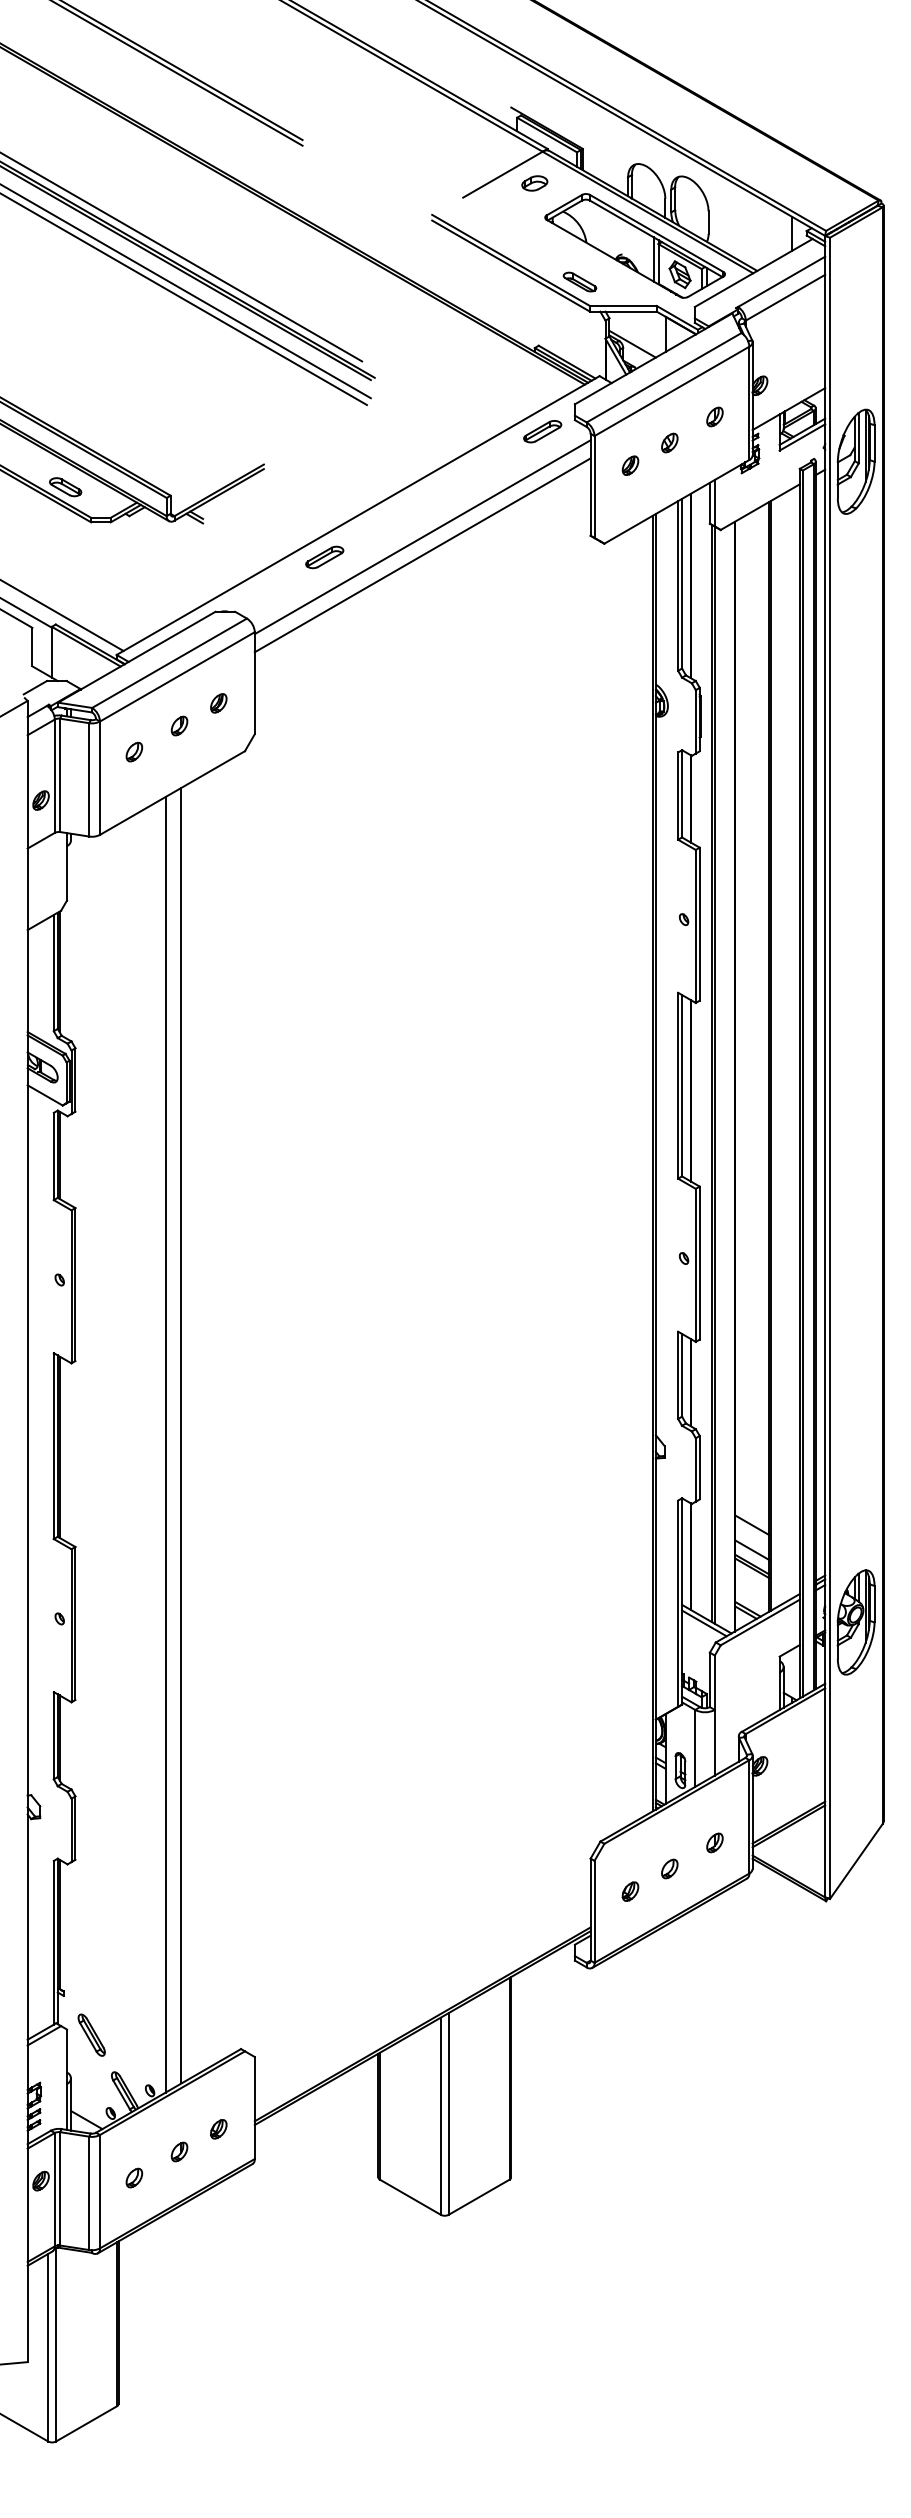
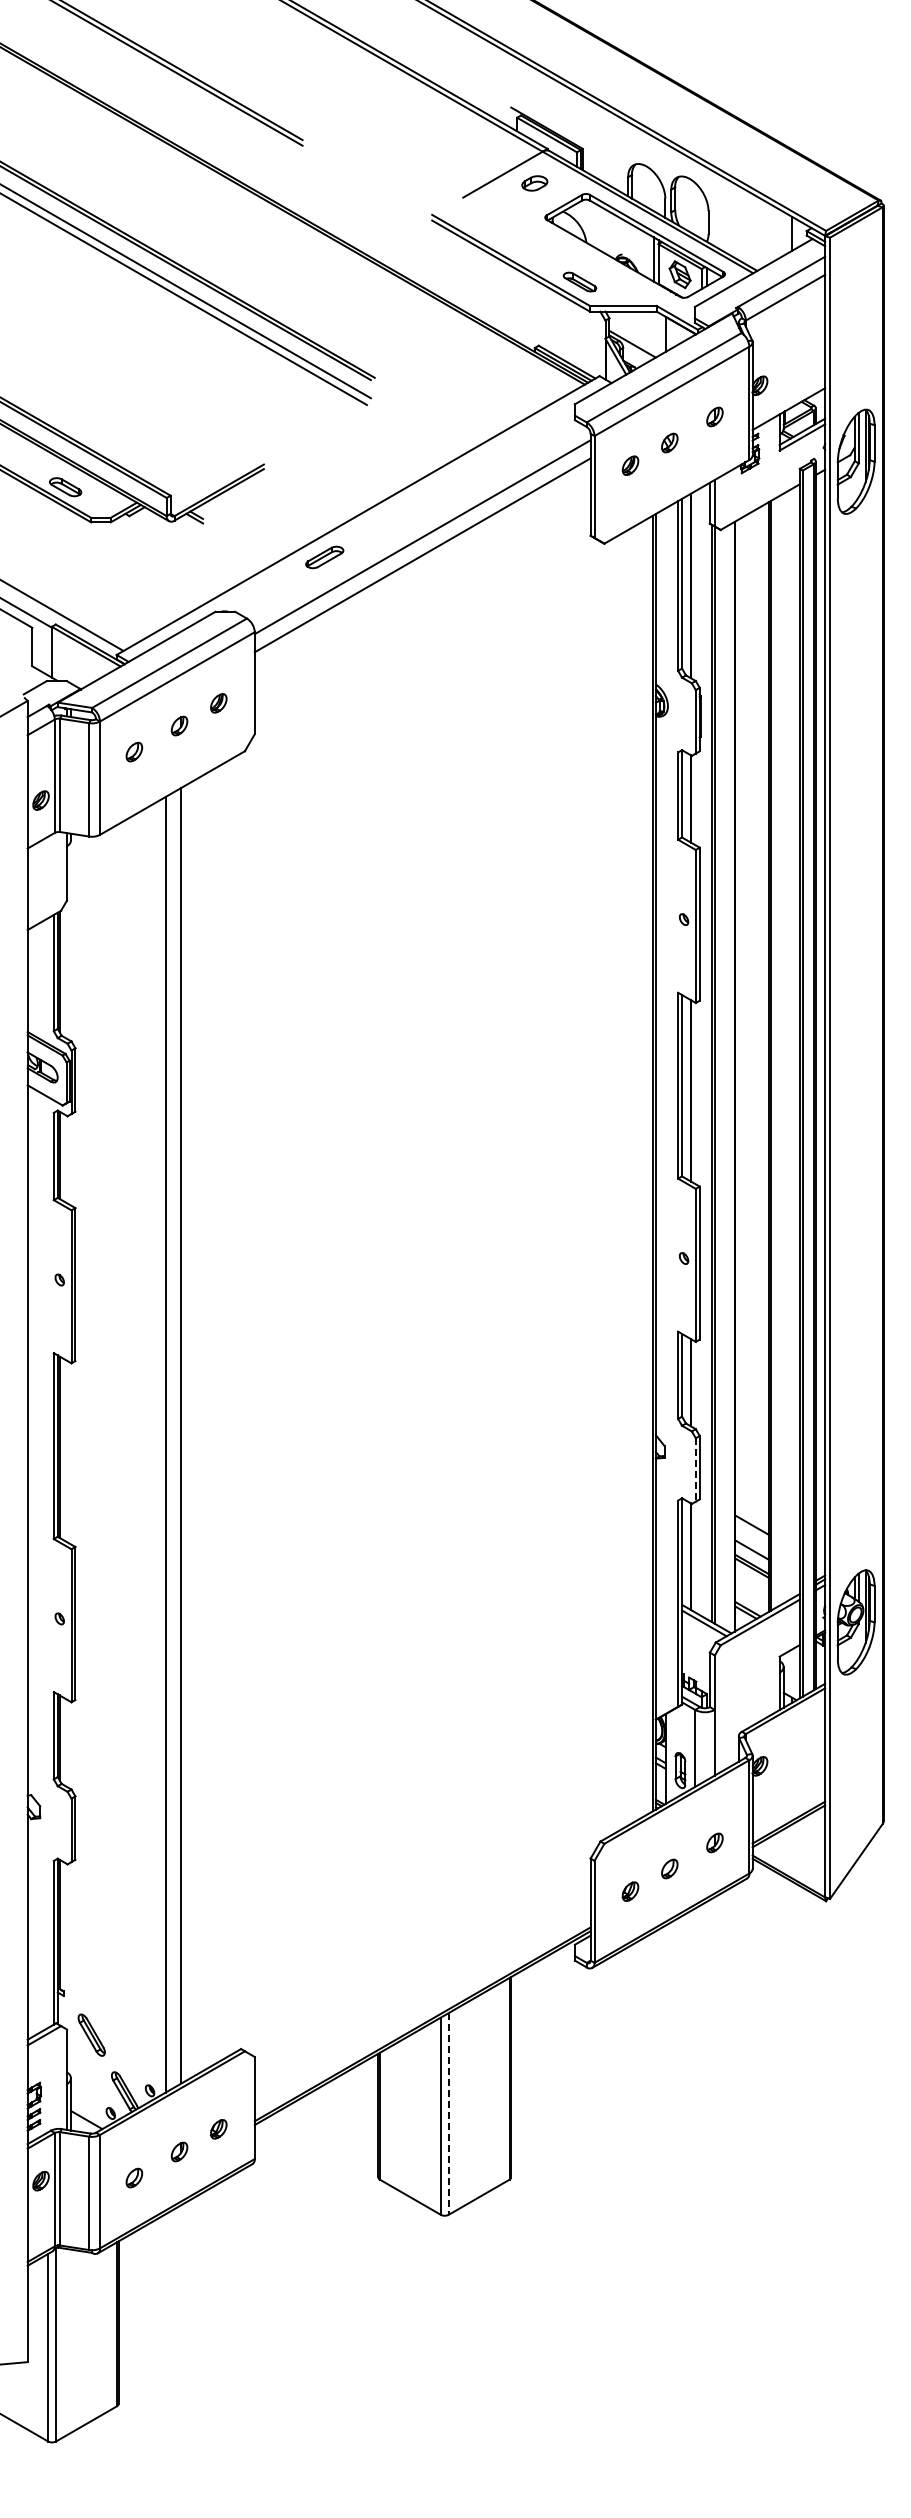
line: present -> none (182, 257)
part: present -> none (542, 431)
line: solid -> dashed (695, 1469)
line: solid -> dashed (448, 2113)
